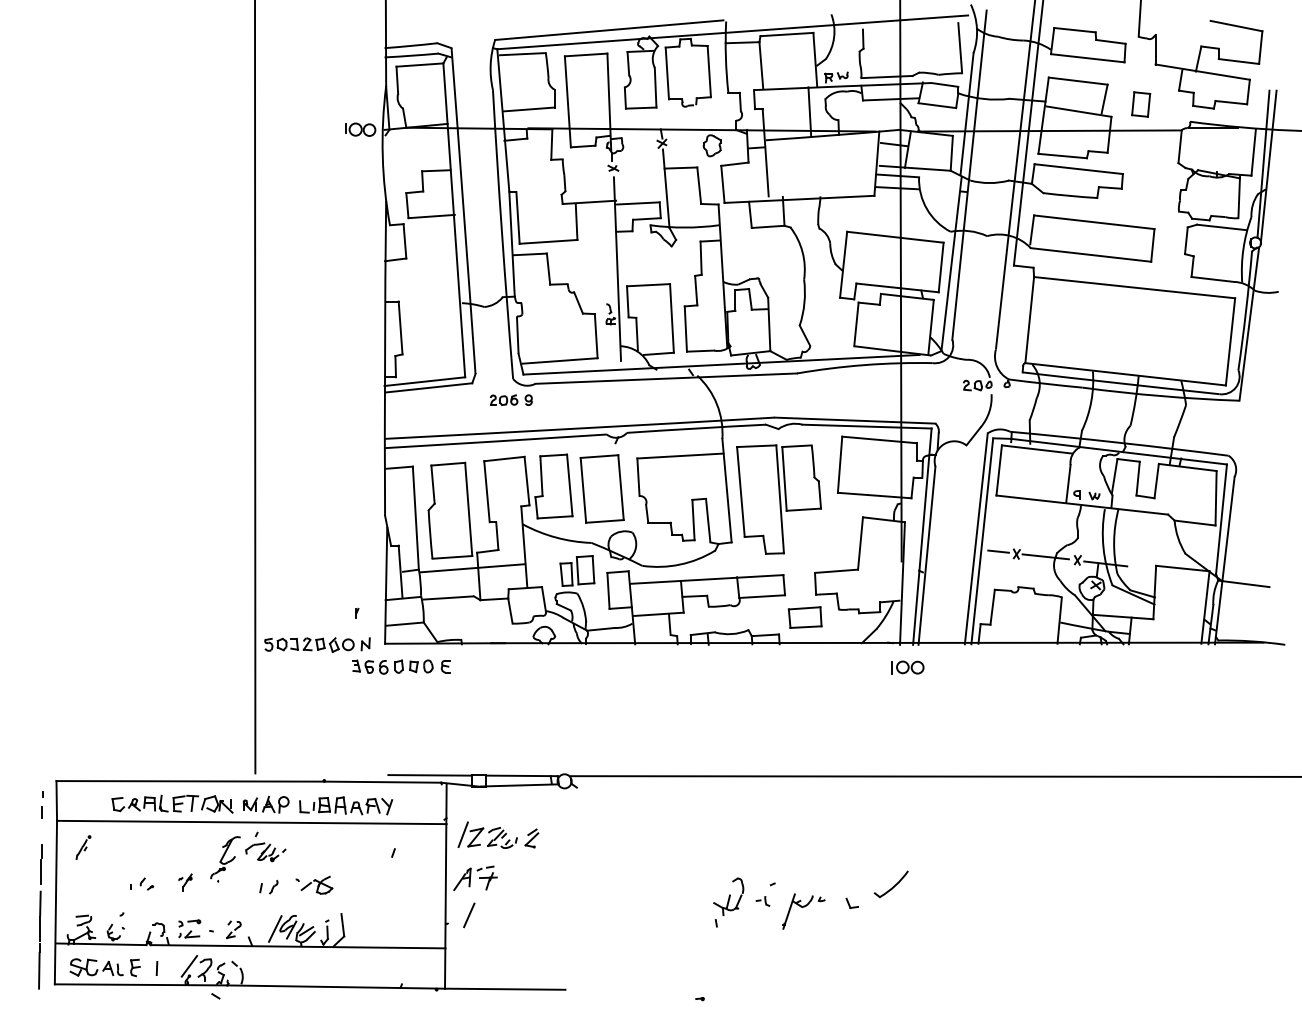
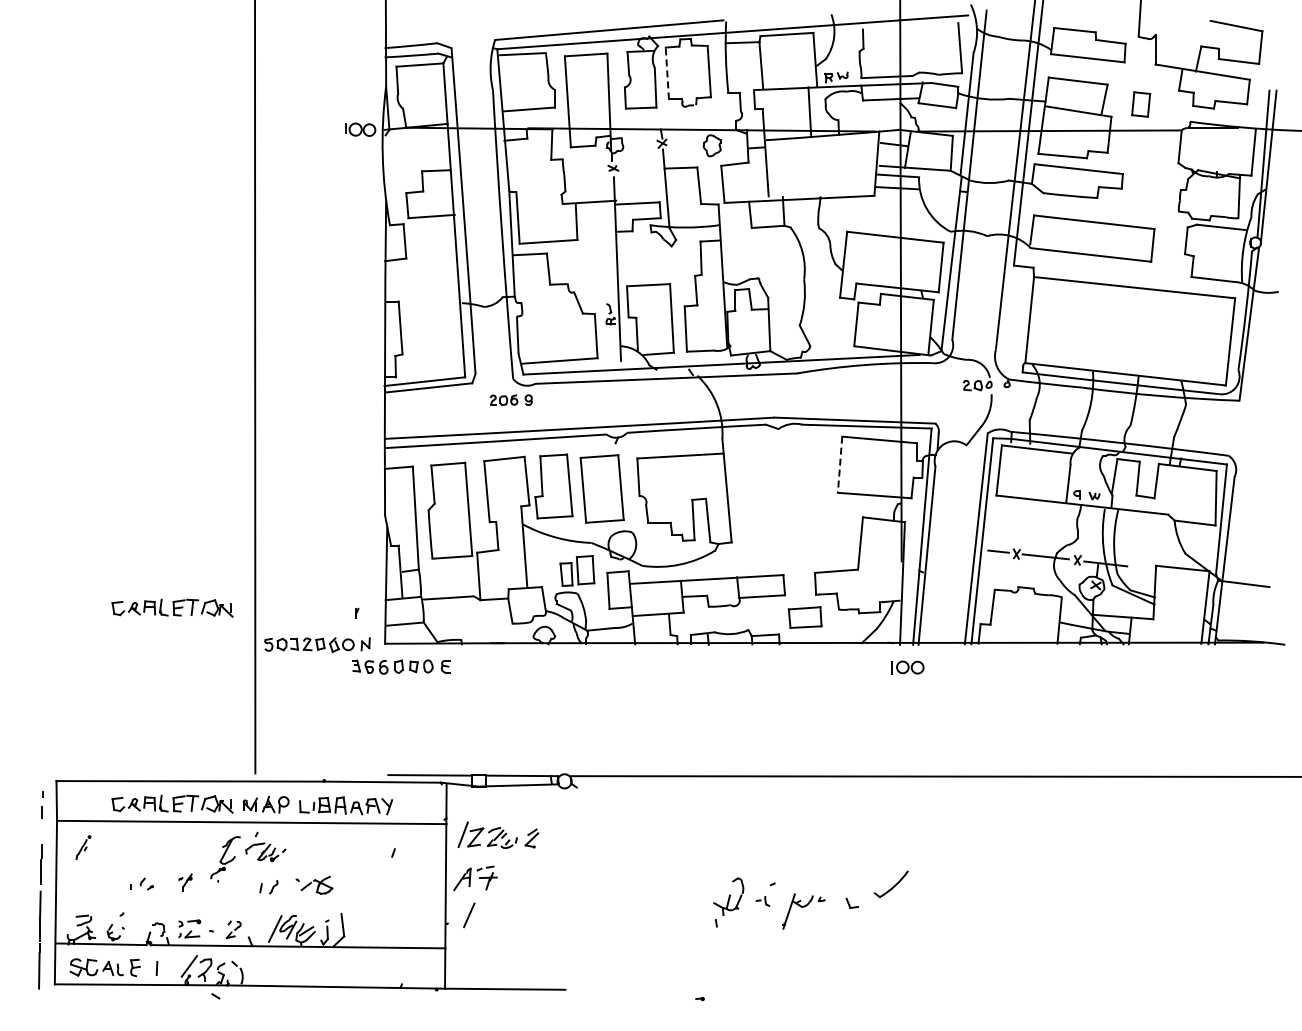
line: solid -> dashed (667, 73)
line: solid -> dashed (840, 465)
part: present -> none (778, 499)
line: present -> none (472, 568)
part: none -> present (172, 607)
